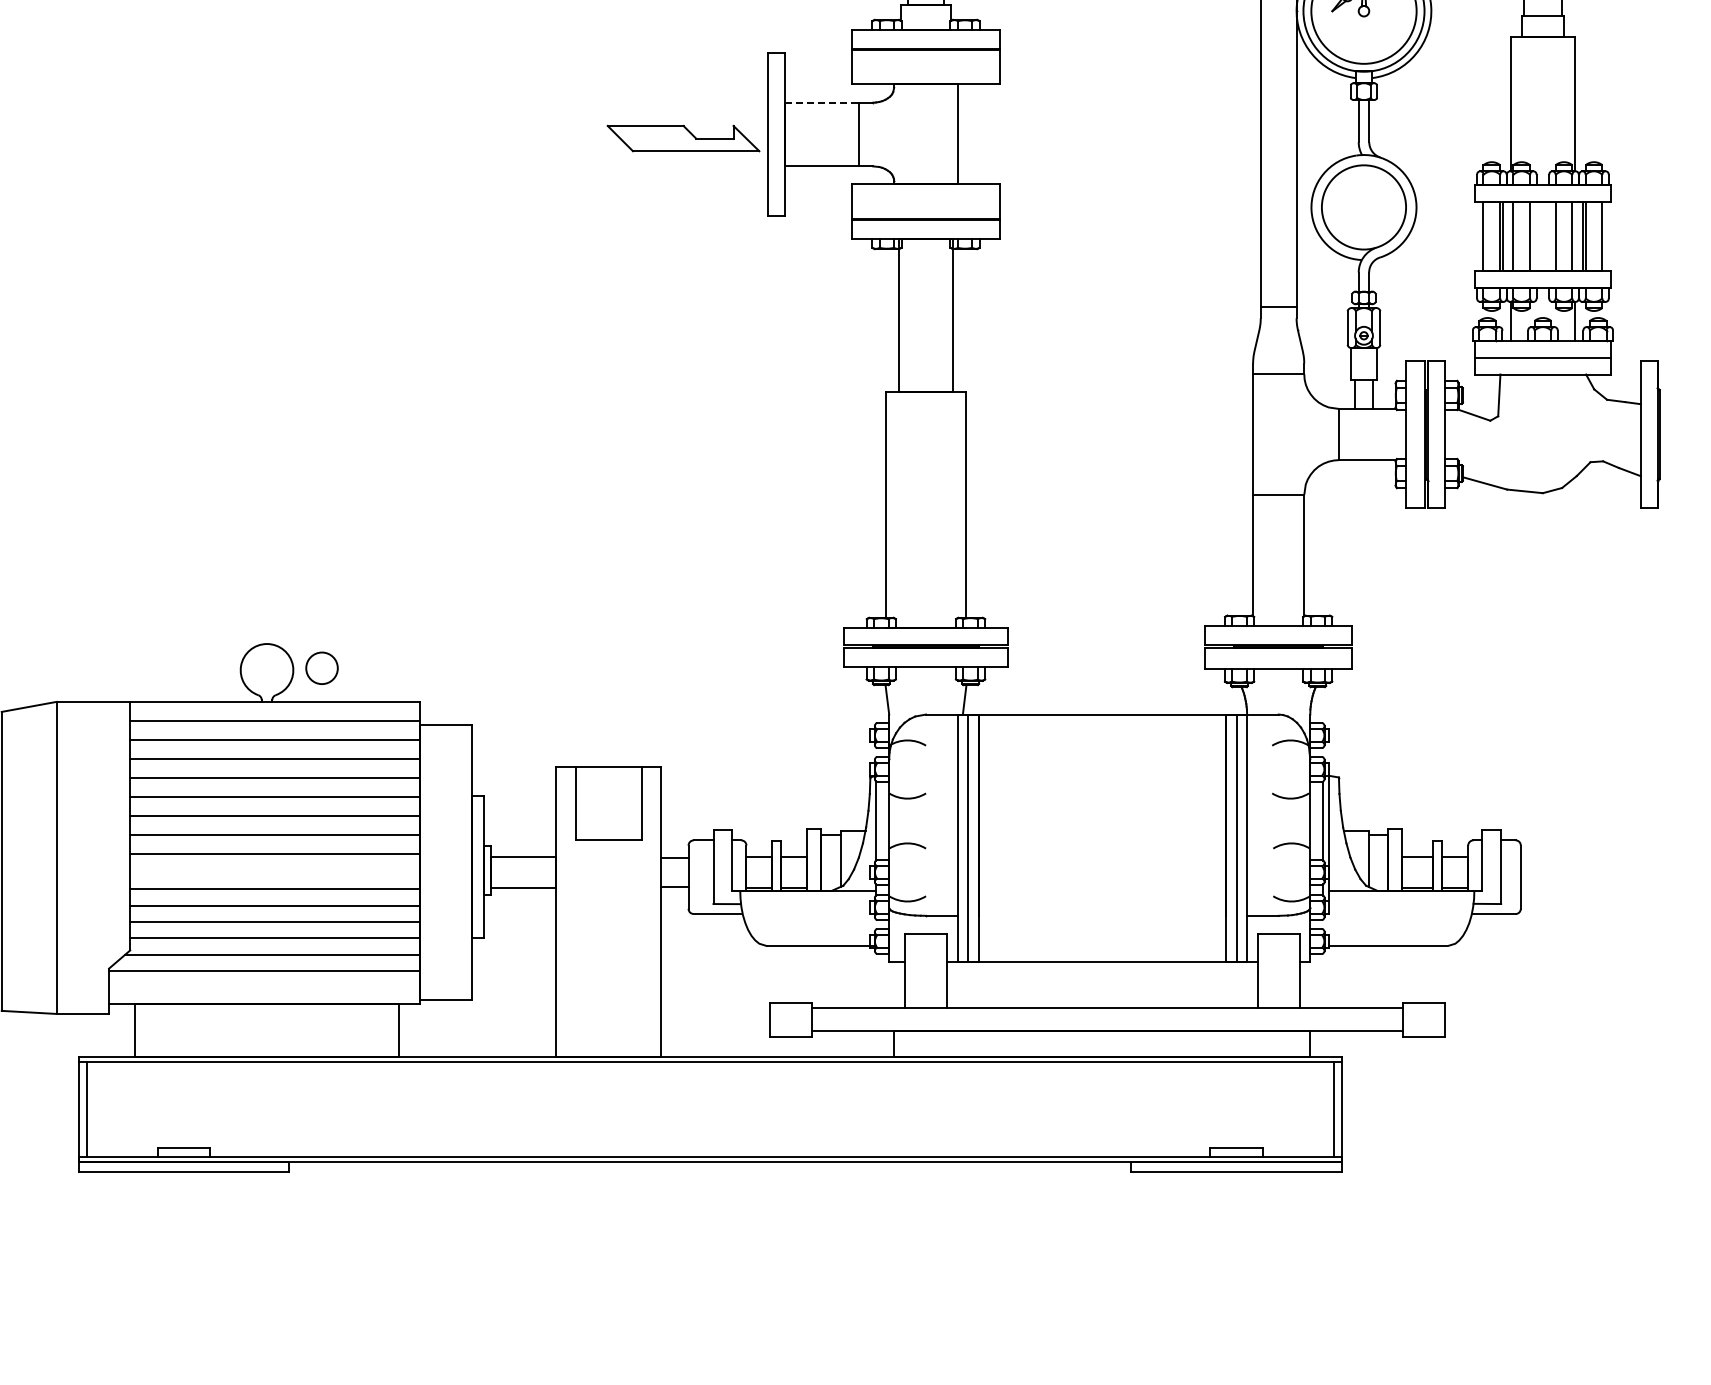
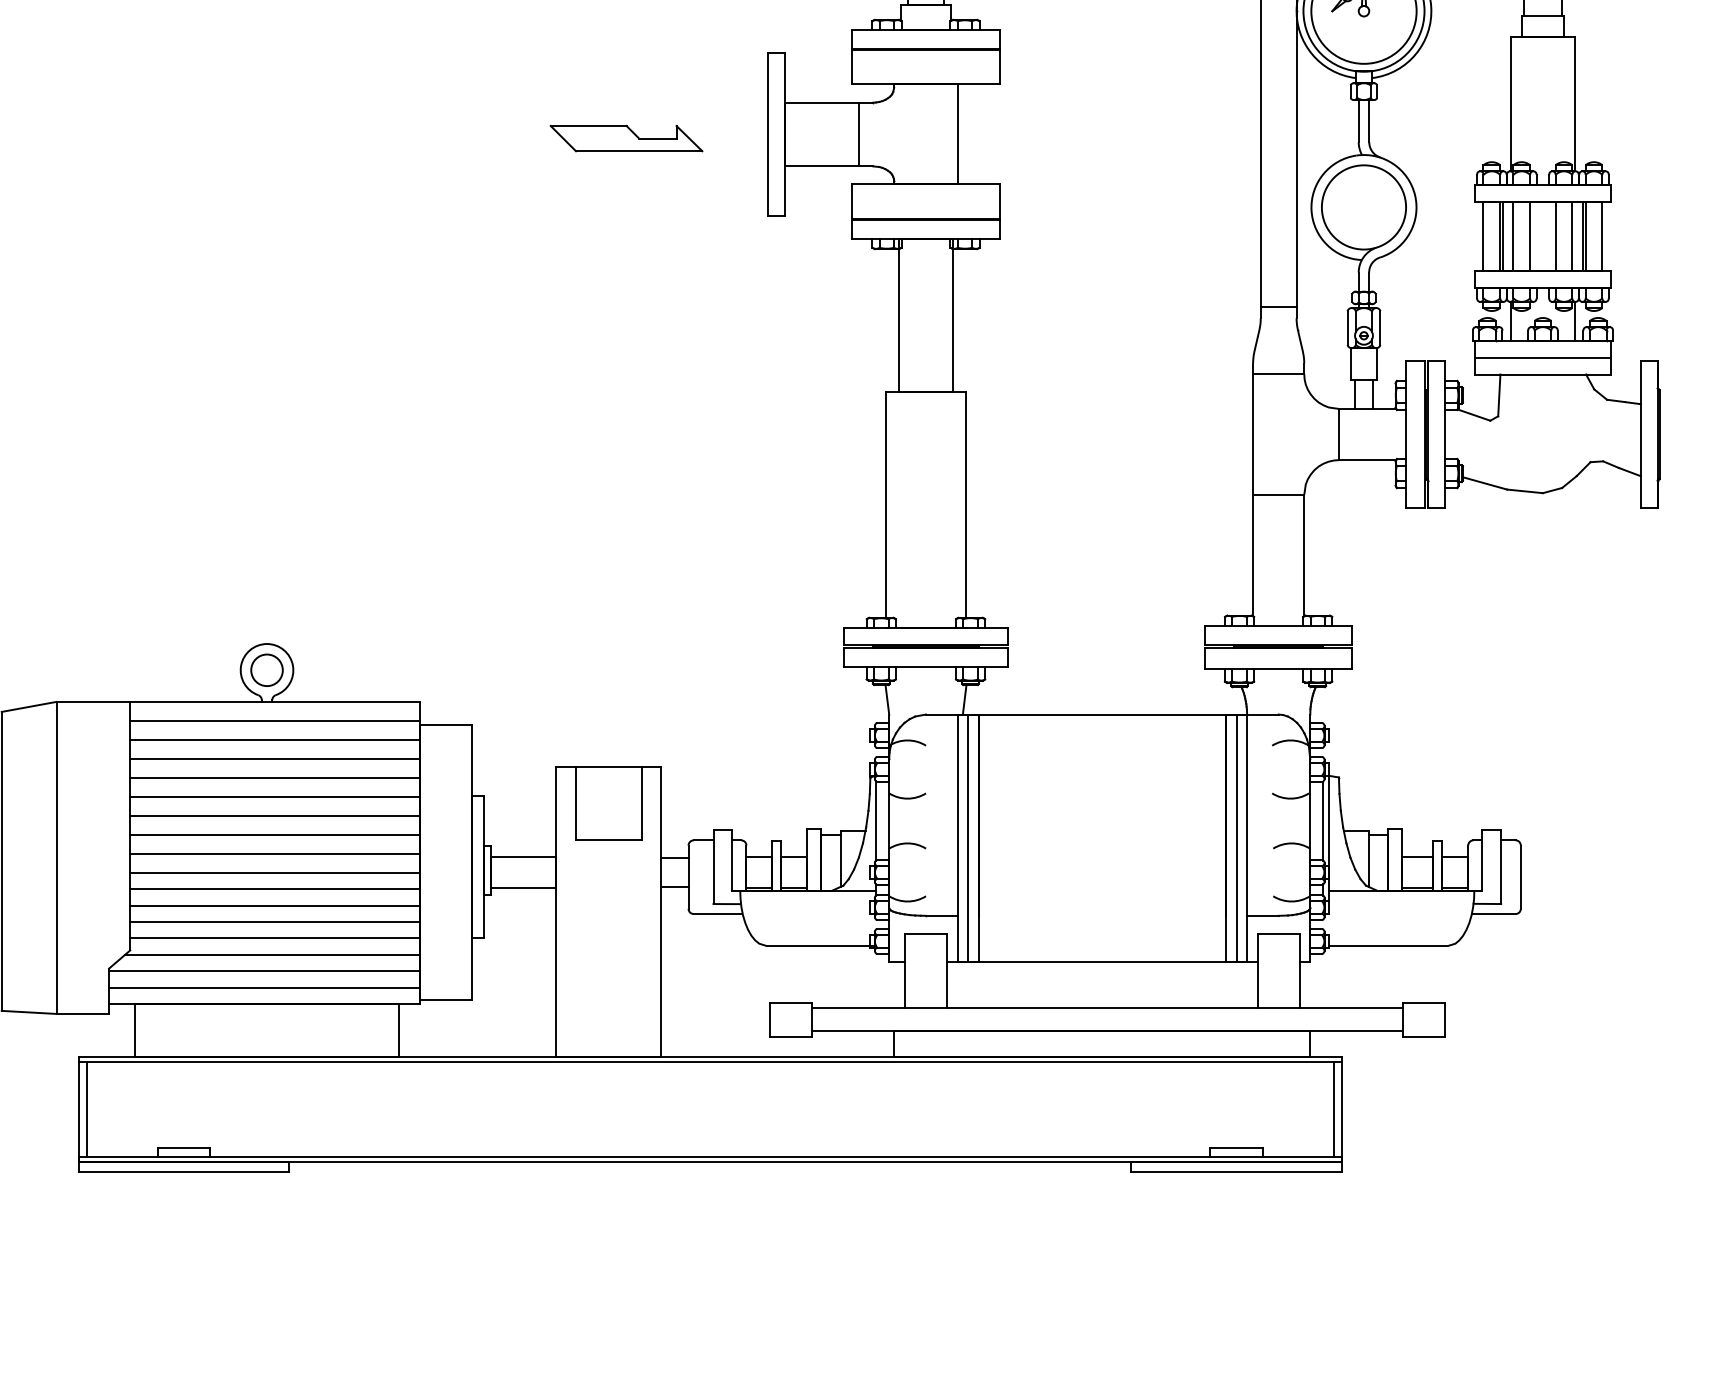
line: dashed -> solid (822, 102)
part position: (683, 138) -> (626, 138) (626, 138)
circle position: (321, 667) -> (266, 669) (266, 669)
line: none -> present (274, 872)
line: none -> present (264, 987)
